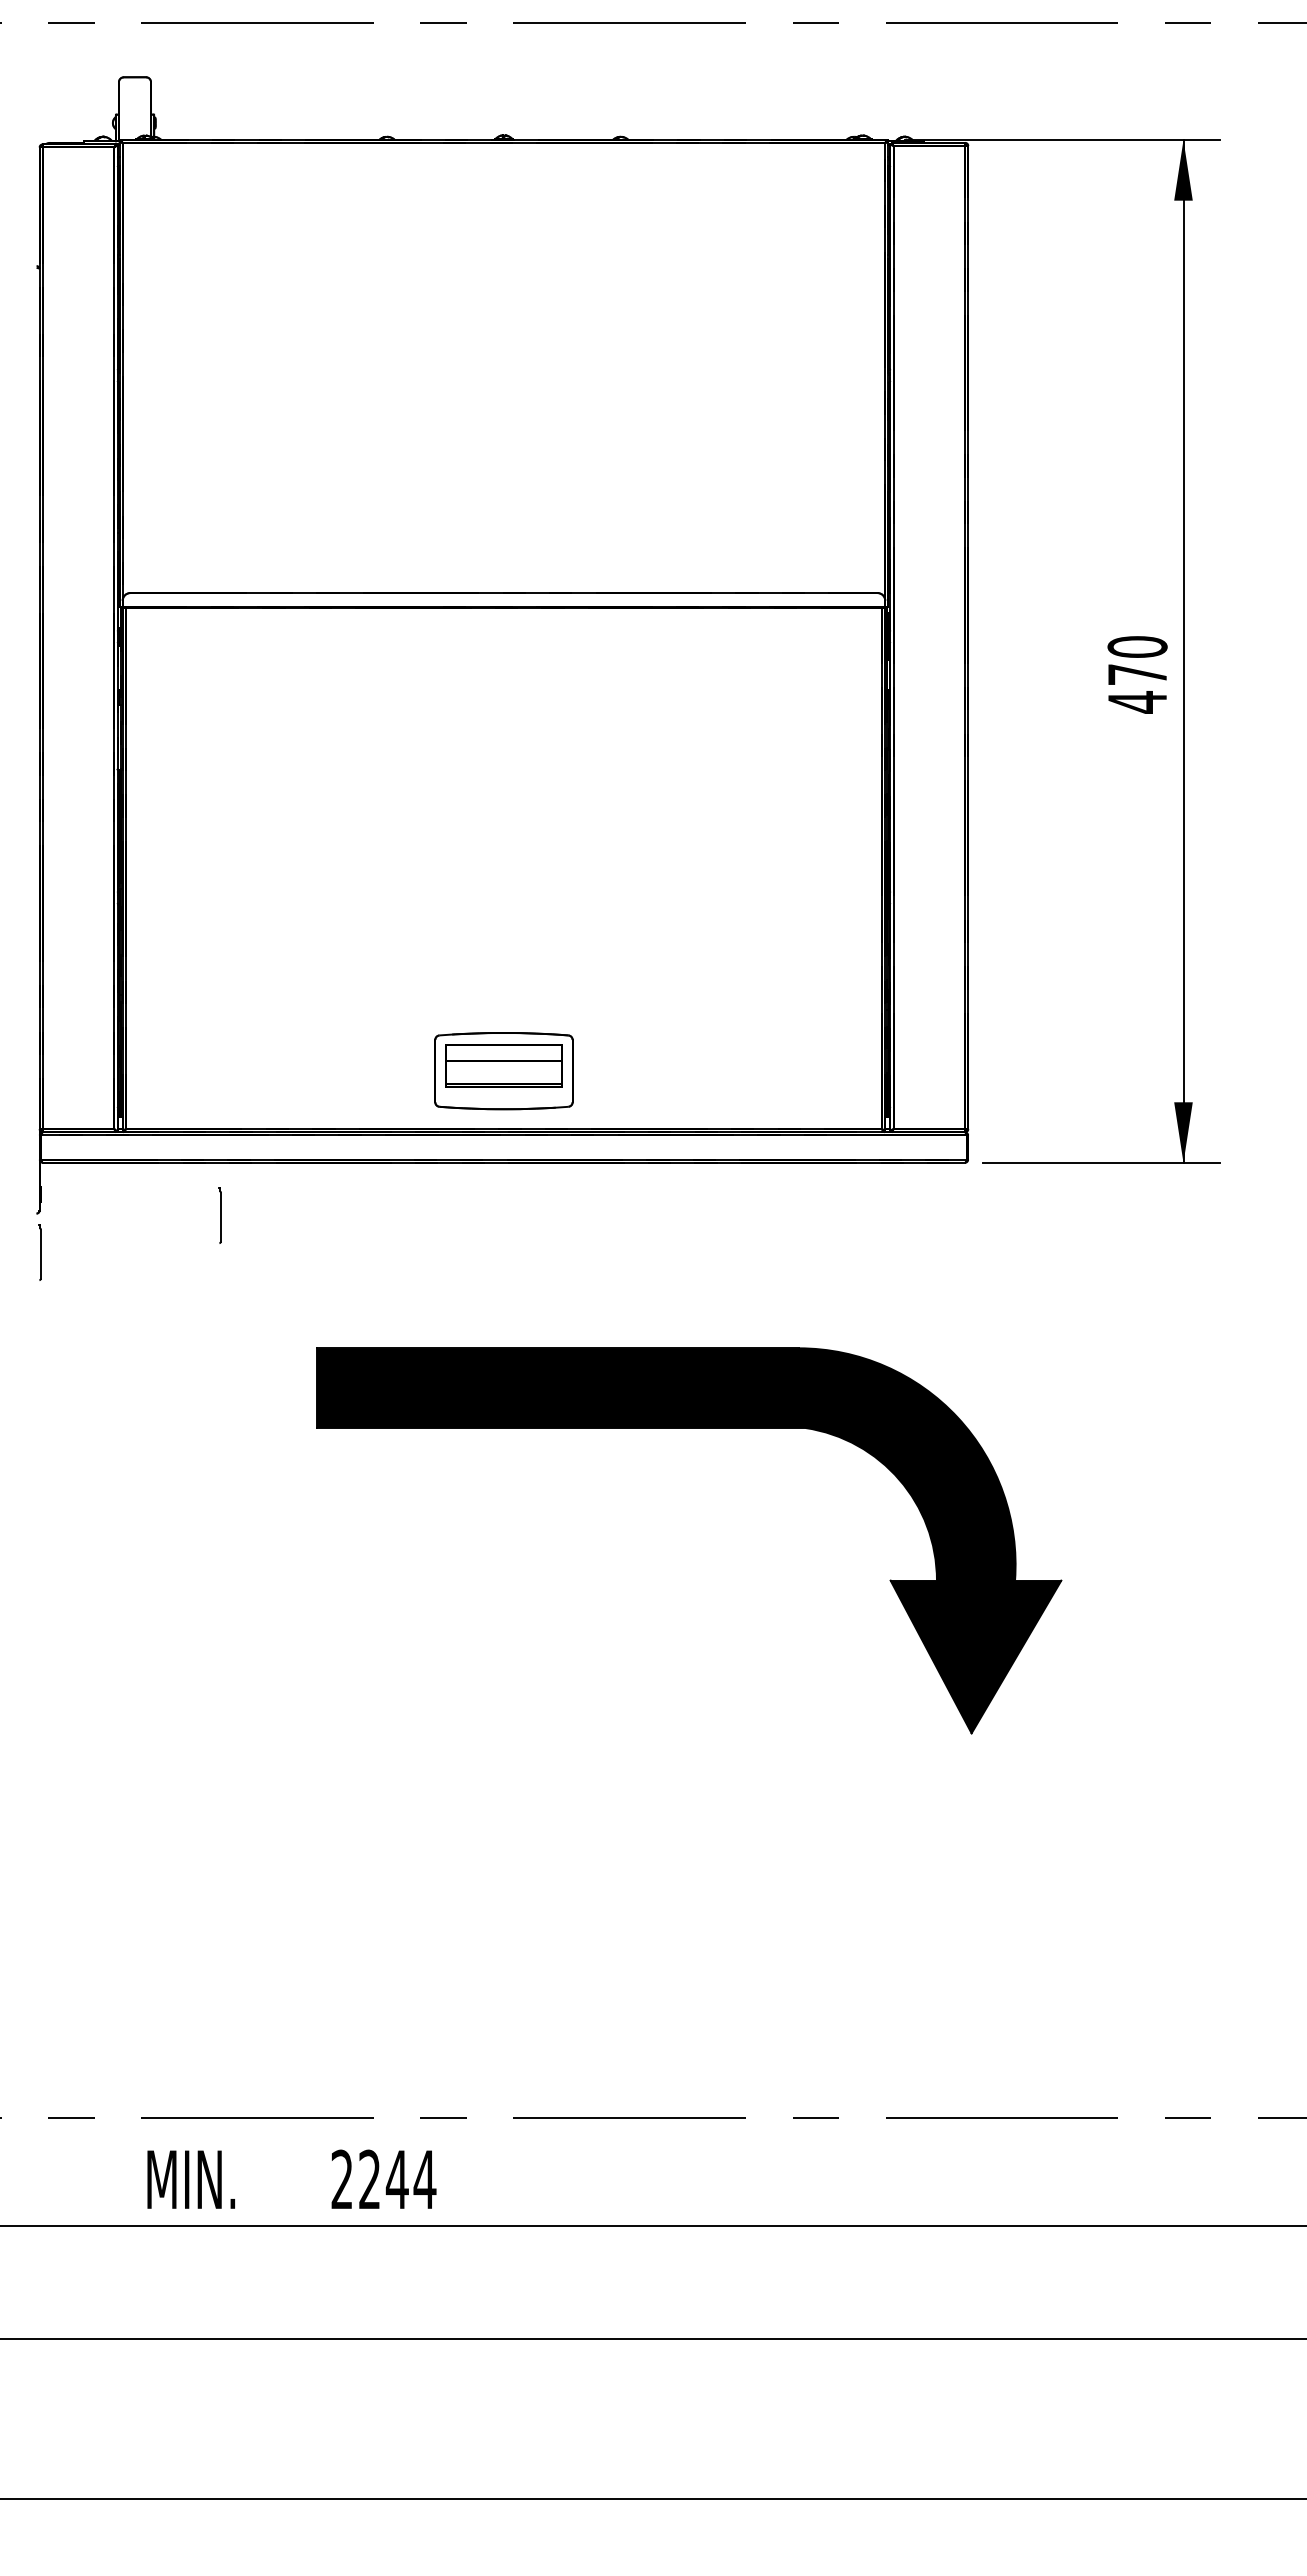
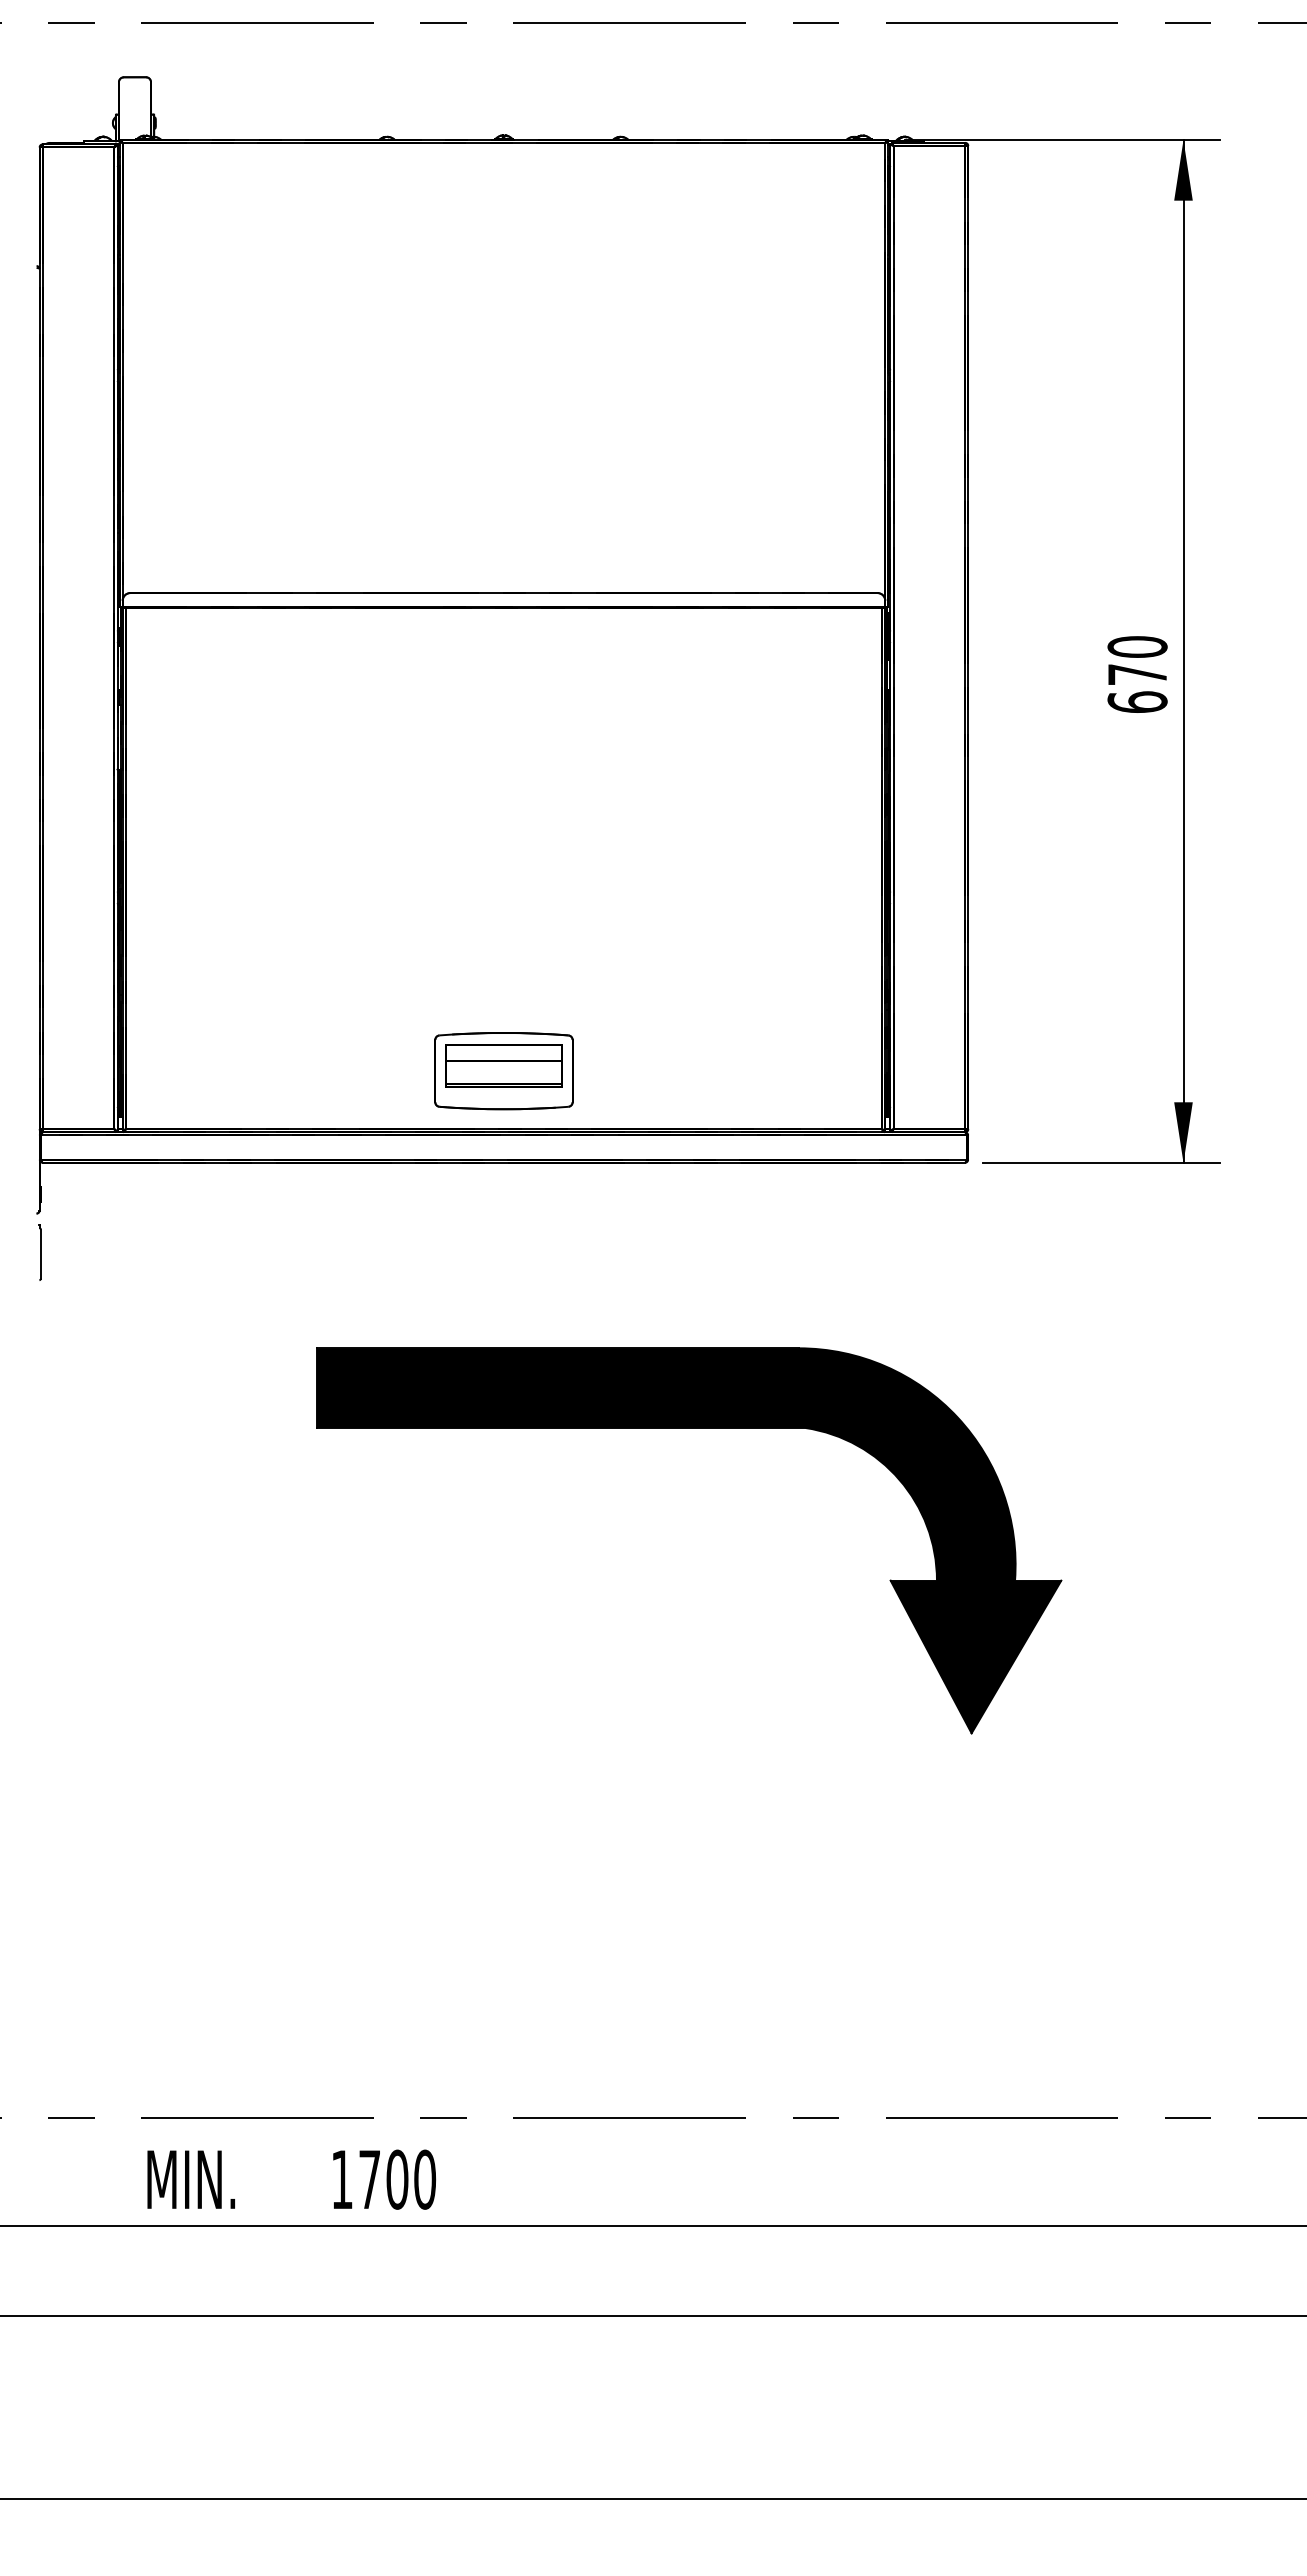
text: 470 -> 670 (1137, 702)
part: present -> none (219, 1215)
text: 2244 -> 1700 (383, 2179)
line position: (652, 2338) -> (652, 2315) (652, 2315)
